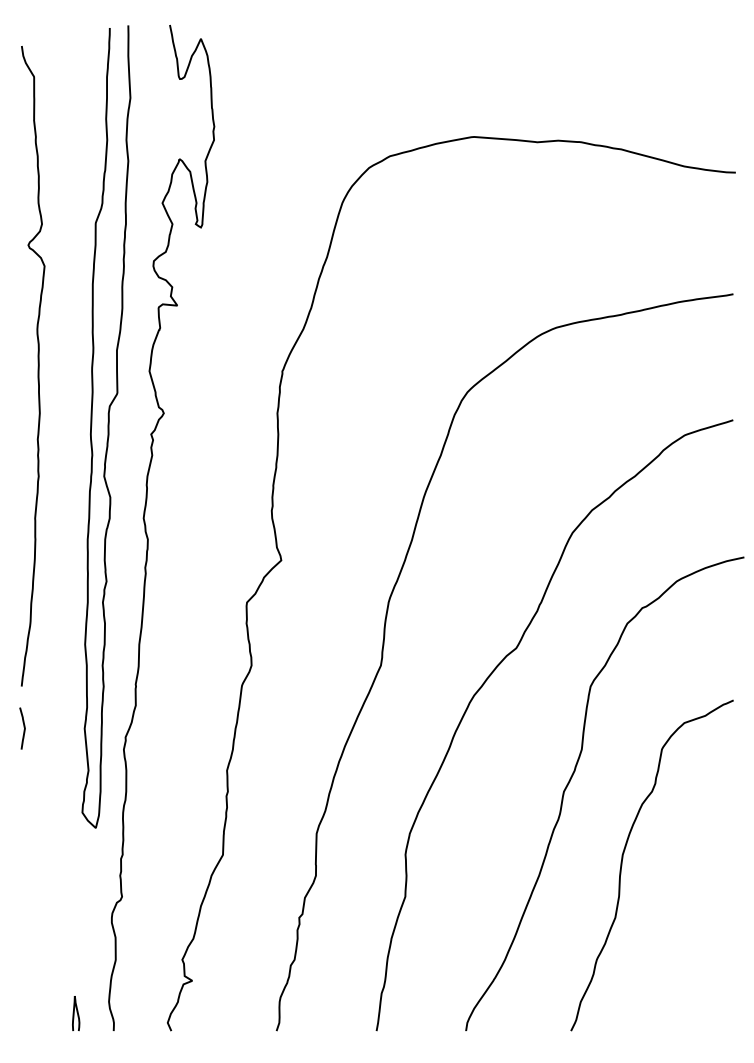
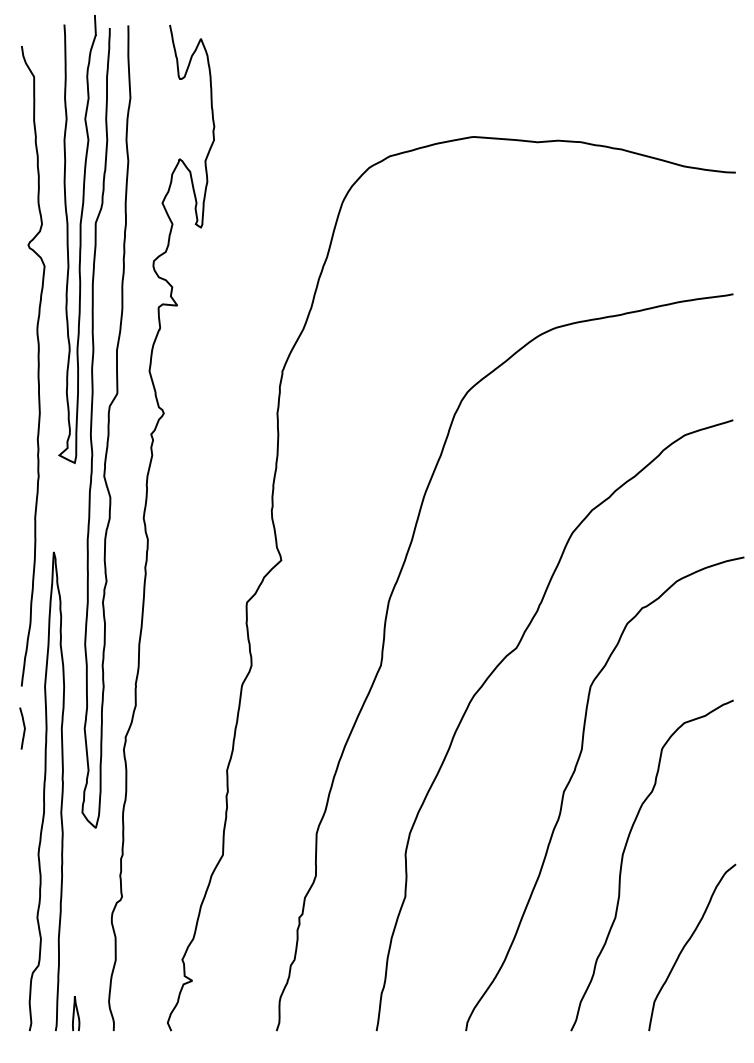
curve: none -> present (79, 239)
curve: none -> present (45, 790)
curve: none -> present (686, 945)
